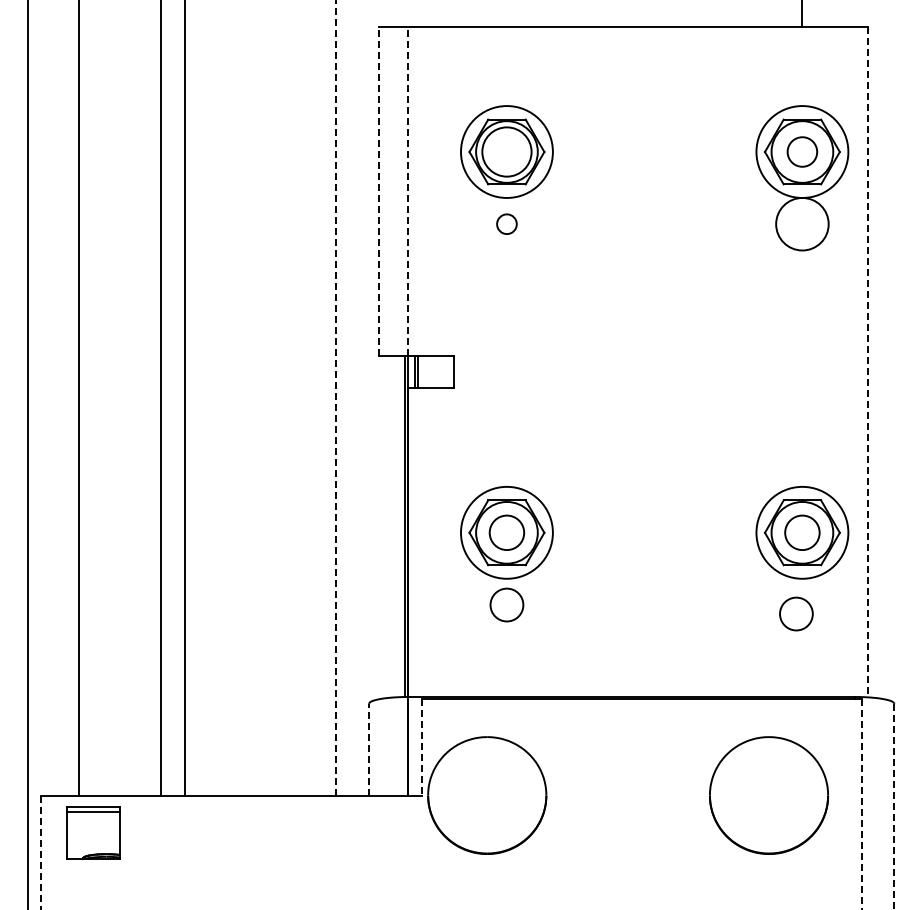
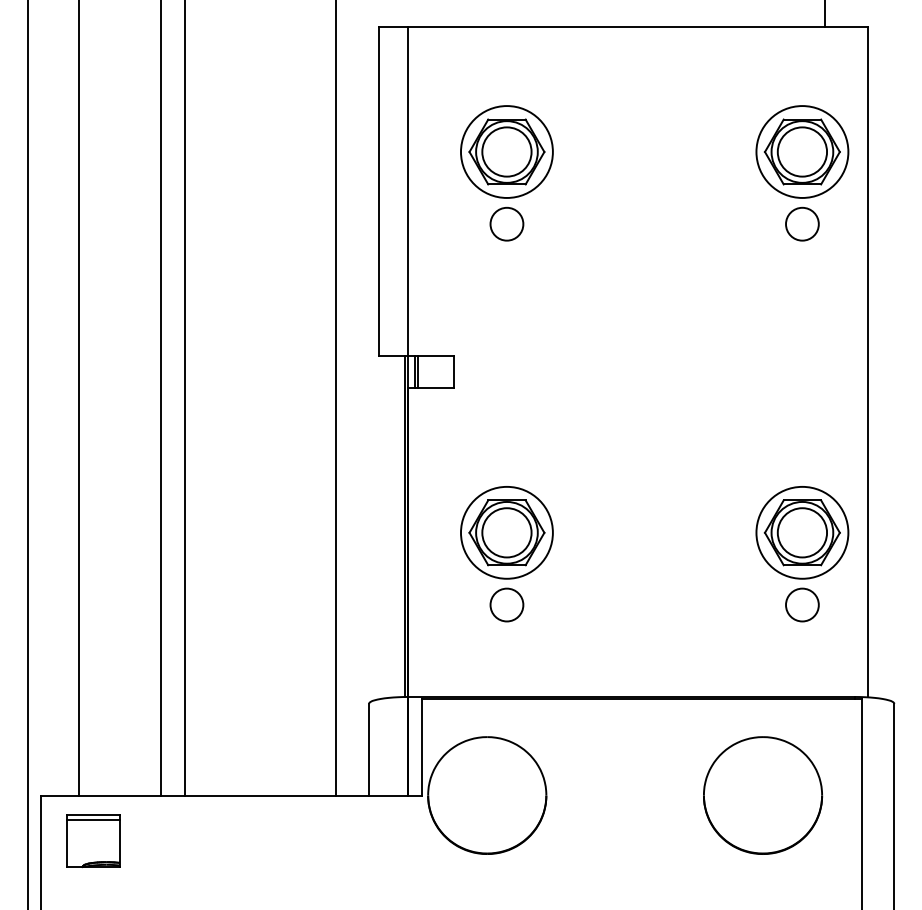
line position: (802, 14) -> (825, 14) (825, 14)
circle diameter: 30 px -> 49 px (802, 151)
line: dashed -> solid (378, 190)
line: dashed -> solid (408, 190)
circle diameter: 53 px -> 33 px (802, 223)
circle diameter: 20 px -> 33 px (506, 223)
line: dashed -> solid (868, 362)
line: dashed -> solid (336, 398)
circle diameter: 34 px -> 49 px (506, 532)
circle diameter: 34 px -> 49 px (802, 532)
circle position: (796, 613) -> (802, 604) (802, 604)
line: dashed -> solid (421, 747)
line: dashed -> solid (369, 749)
part position: (769, 795) -> (763, 795) (763, 795)
line: dashed -> solid (861, 804)
line: dashed -> solid (894, 806)
part position: (93, 833) -> (93, 841) (93, 841)
line: dashed -> solid (40, 852)
